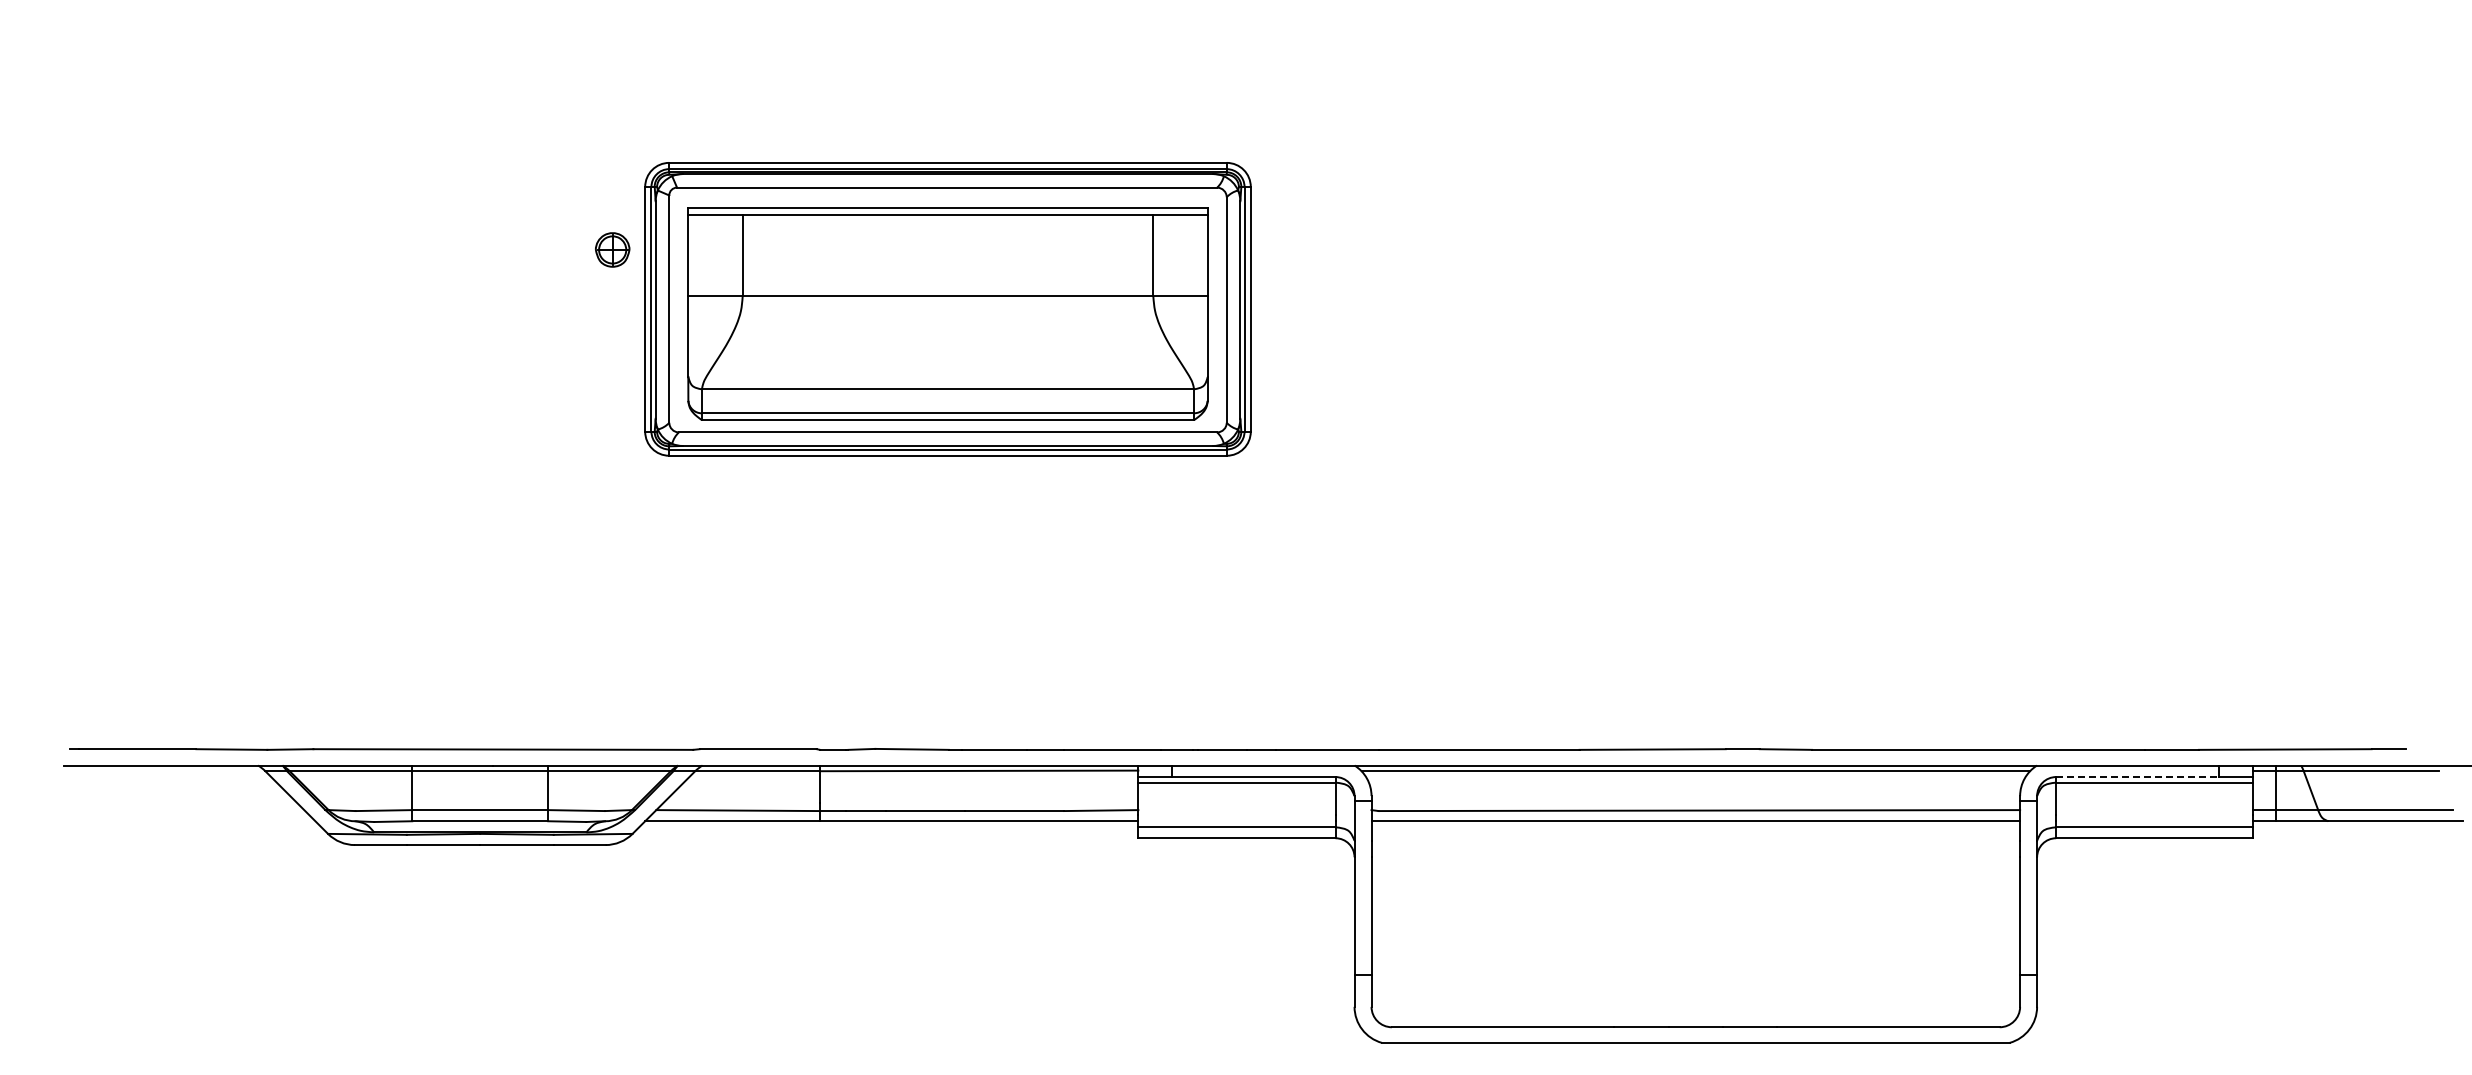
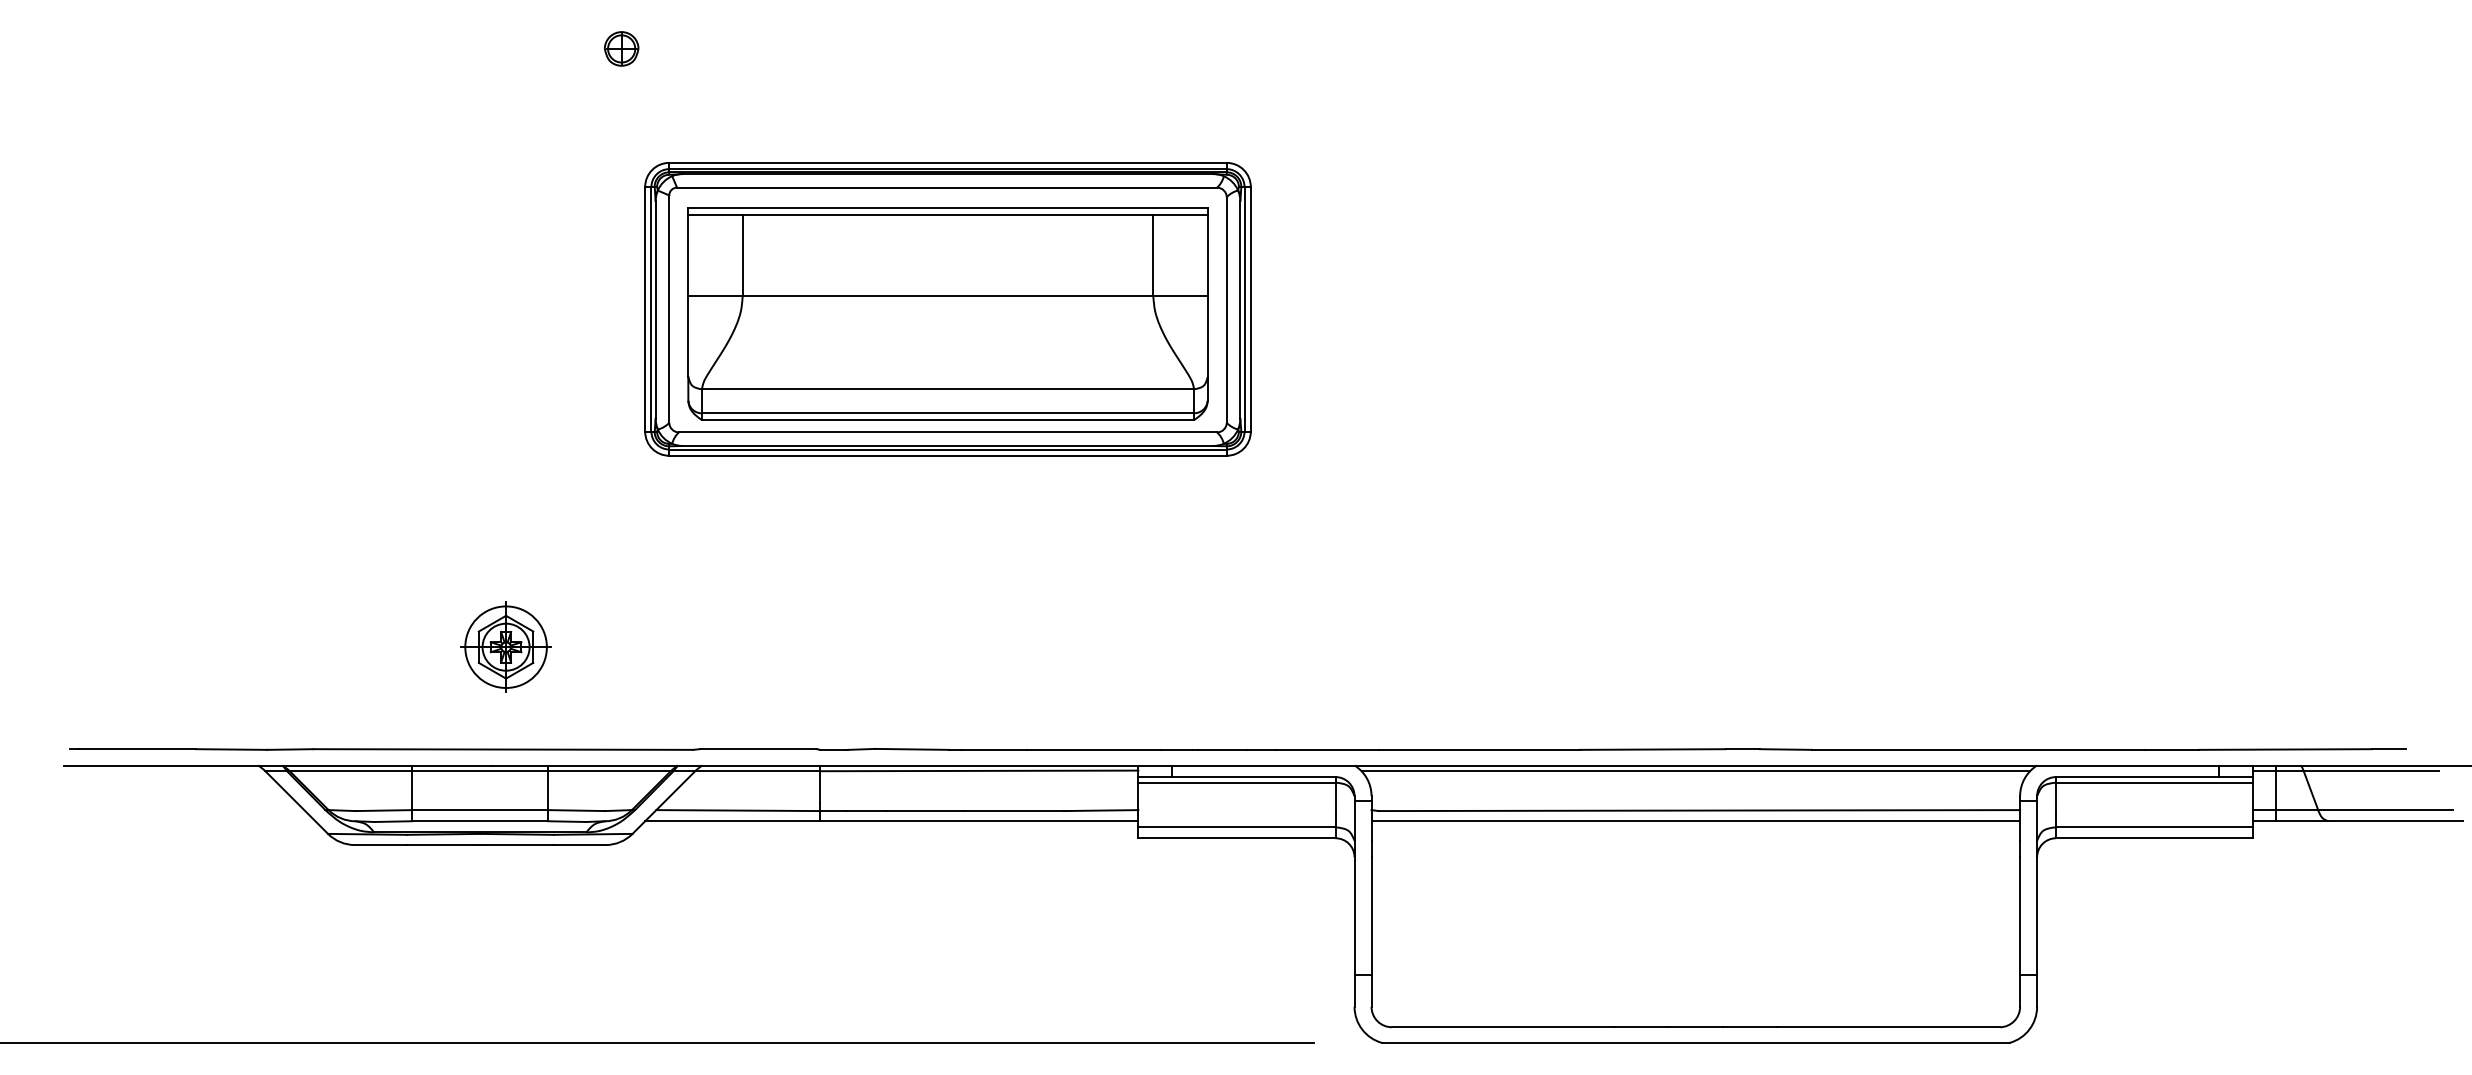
part position: (612, 249) -> (621, 48) (621, 48)
part: none -> present (505, 646)
line: dashed -> solid (2137, 777)
line: none -> present (657, 1042)
